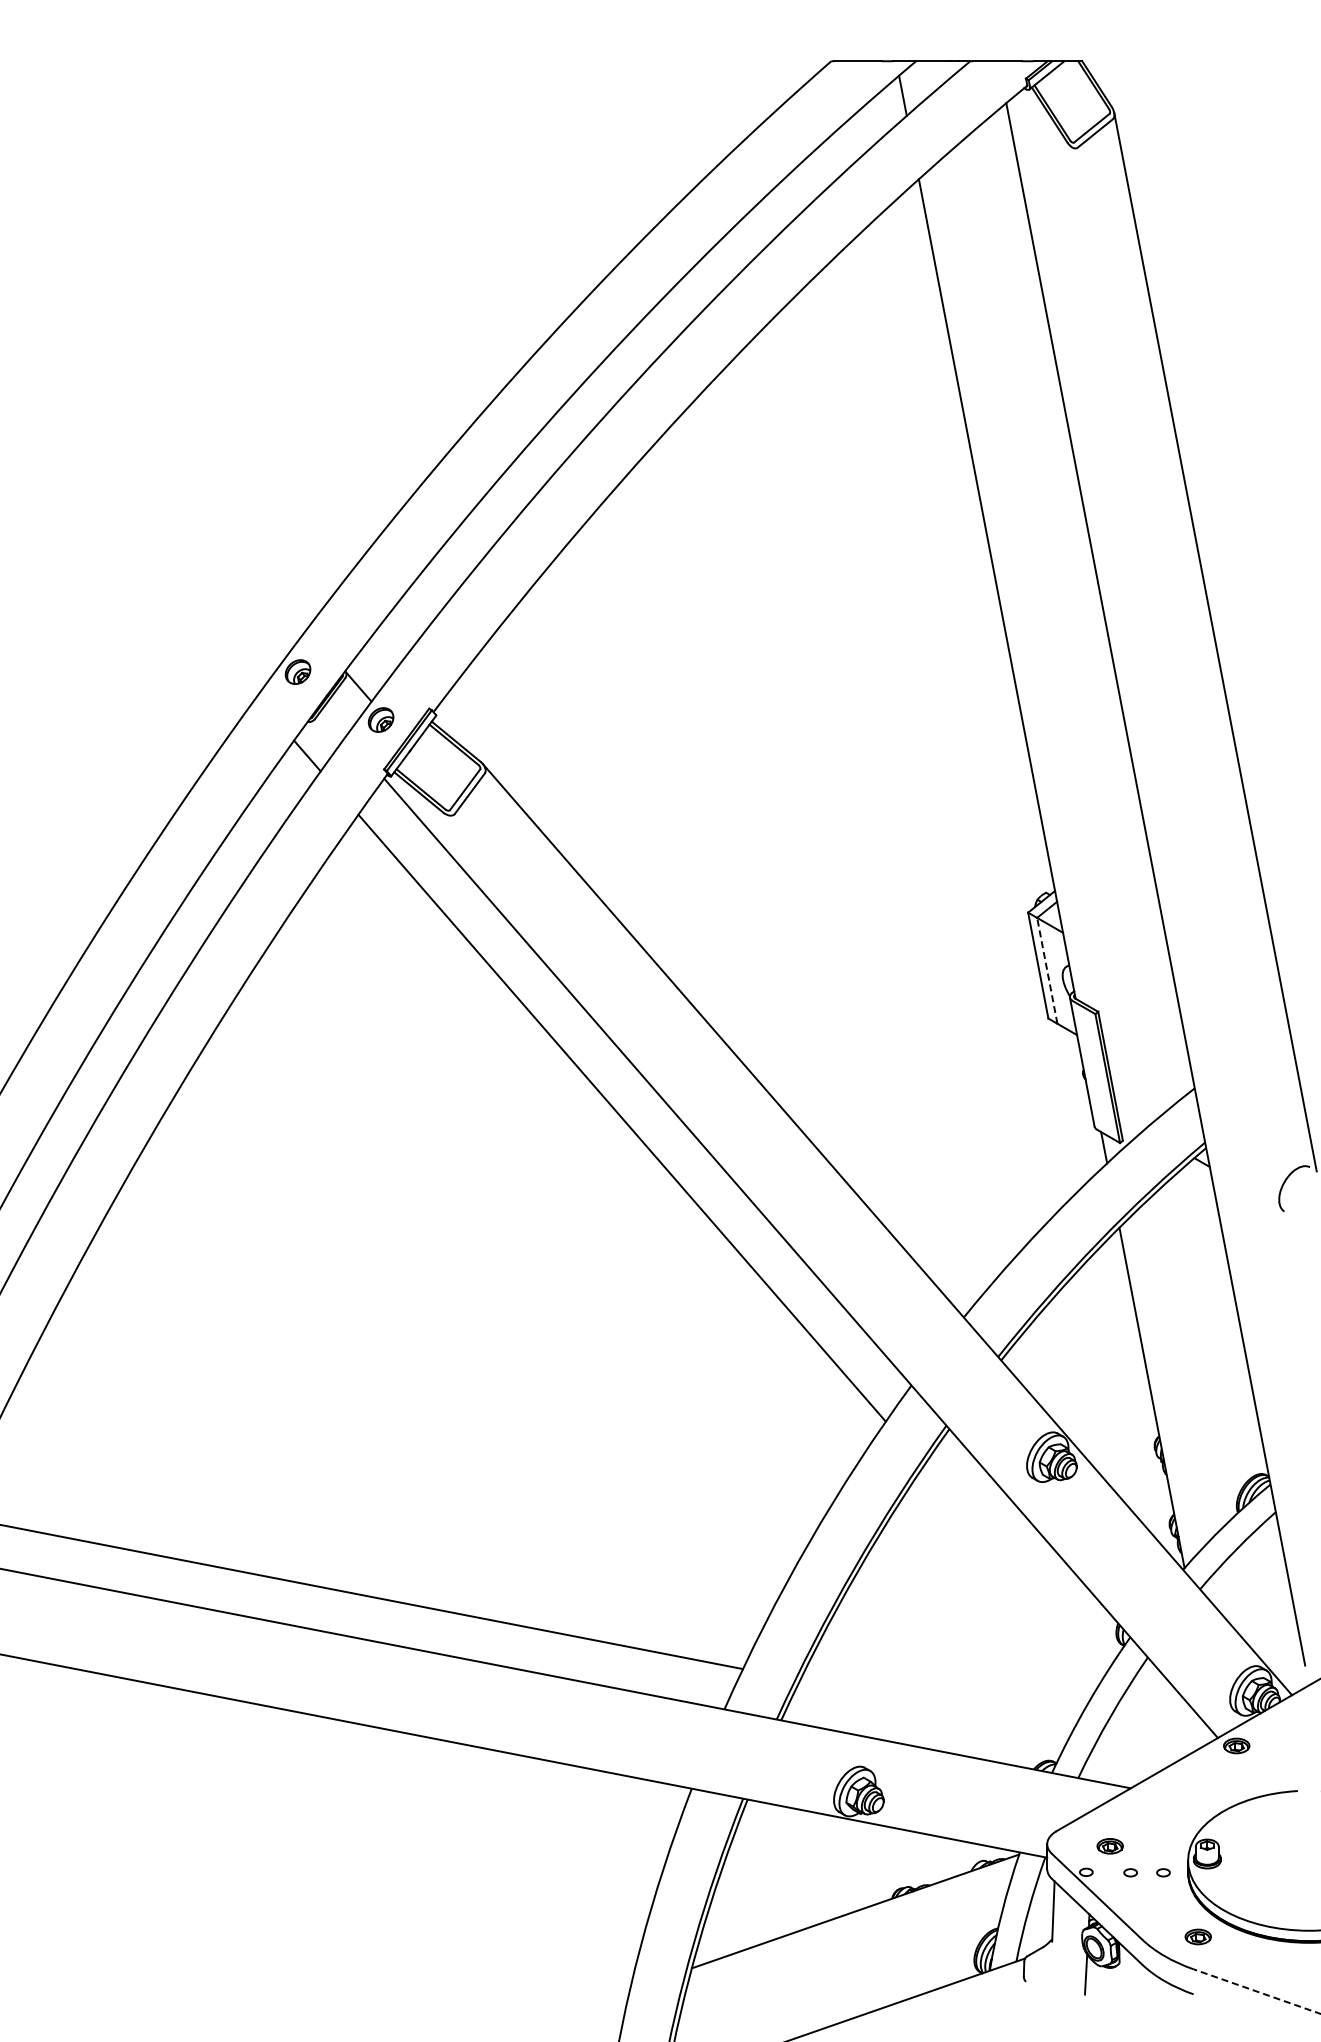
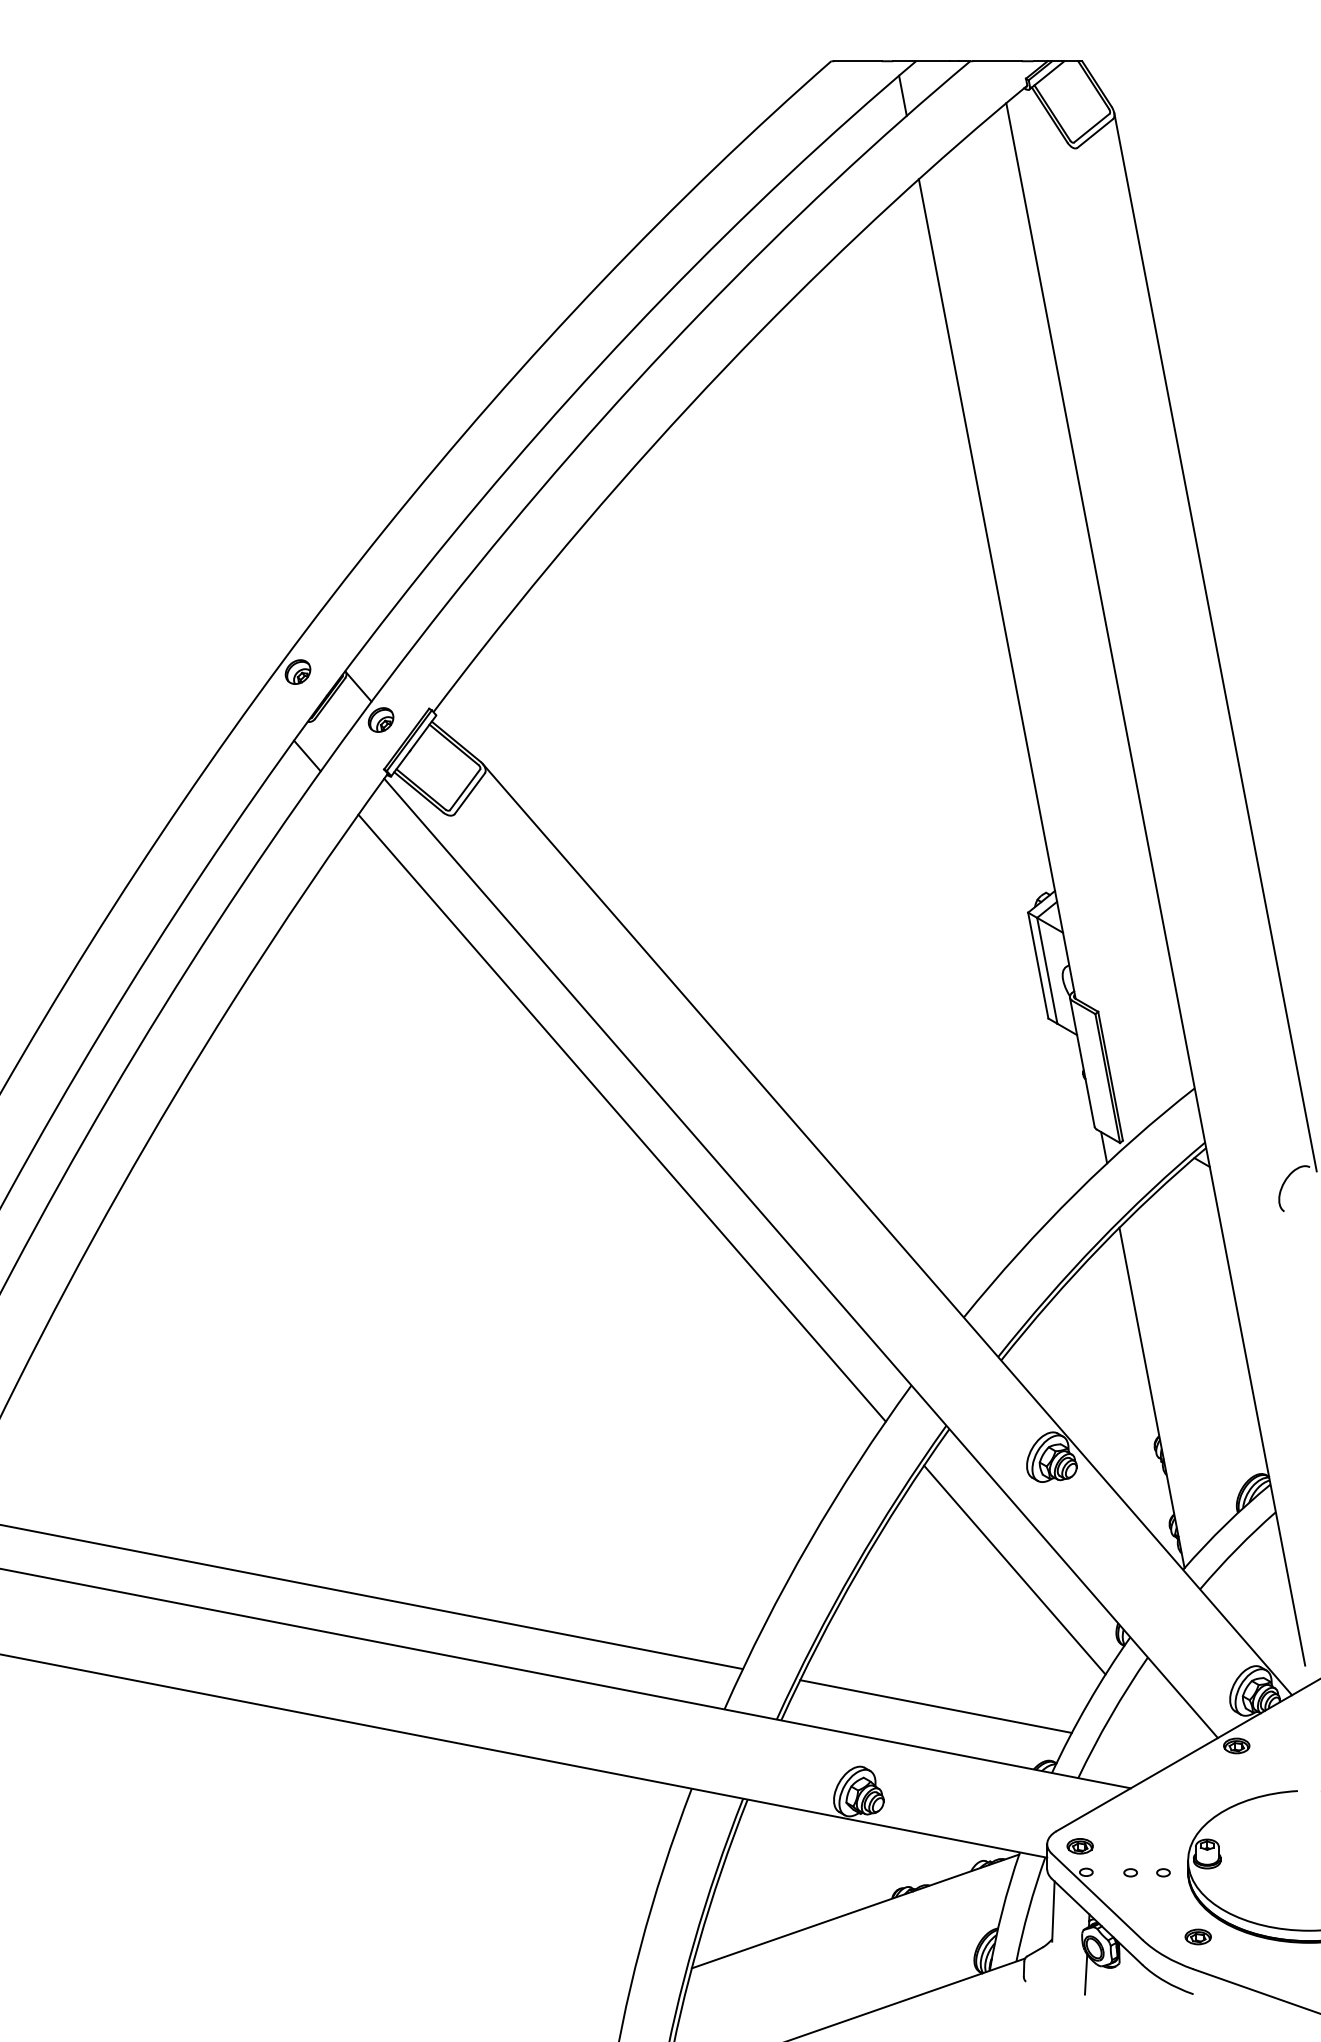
line: dashed -> solid (1047, 970)
line: none -> present (1014, 1569)
line: none -> present (935, 1706)
part position: (1109, 1846) -> (1079, 1846) (1079, 1846)
line: dashed -> solid (1256, 1991)
